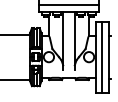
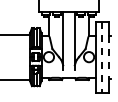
line: present -> none (68, 5)
line: solid -> dashed (102, 57)
line: solid -> dashed (108, 57)
